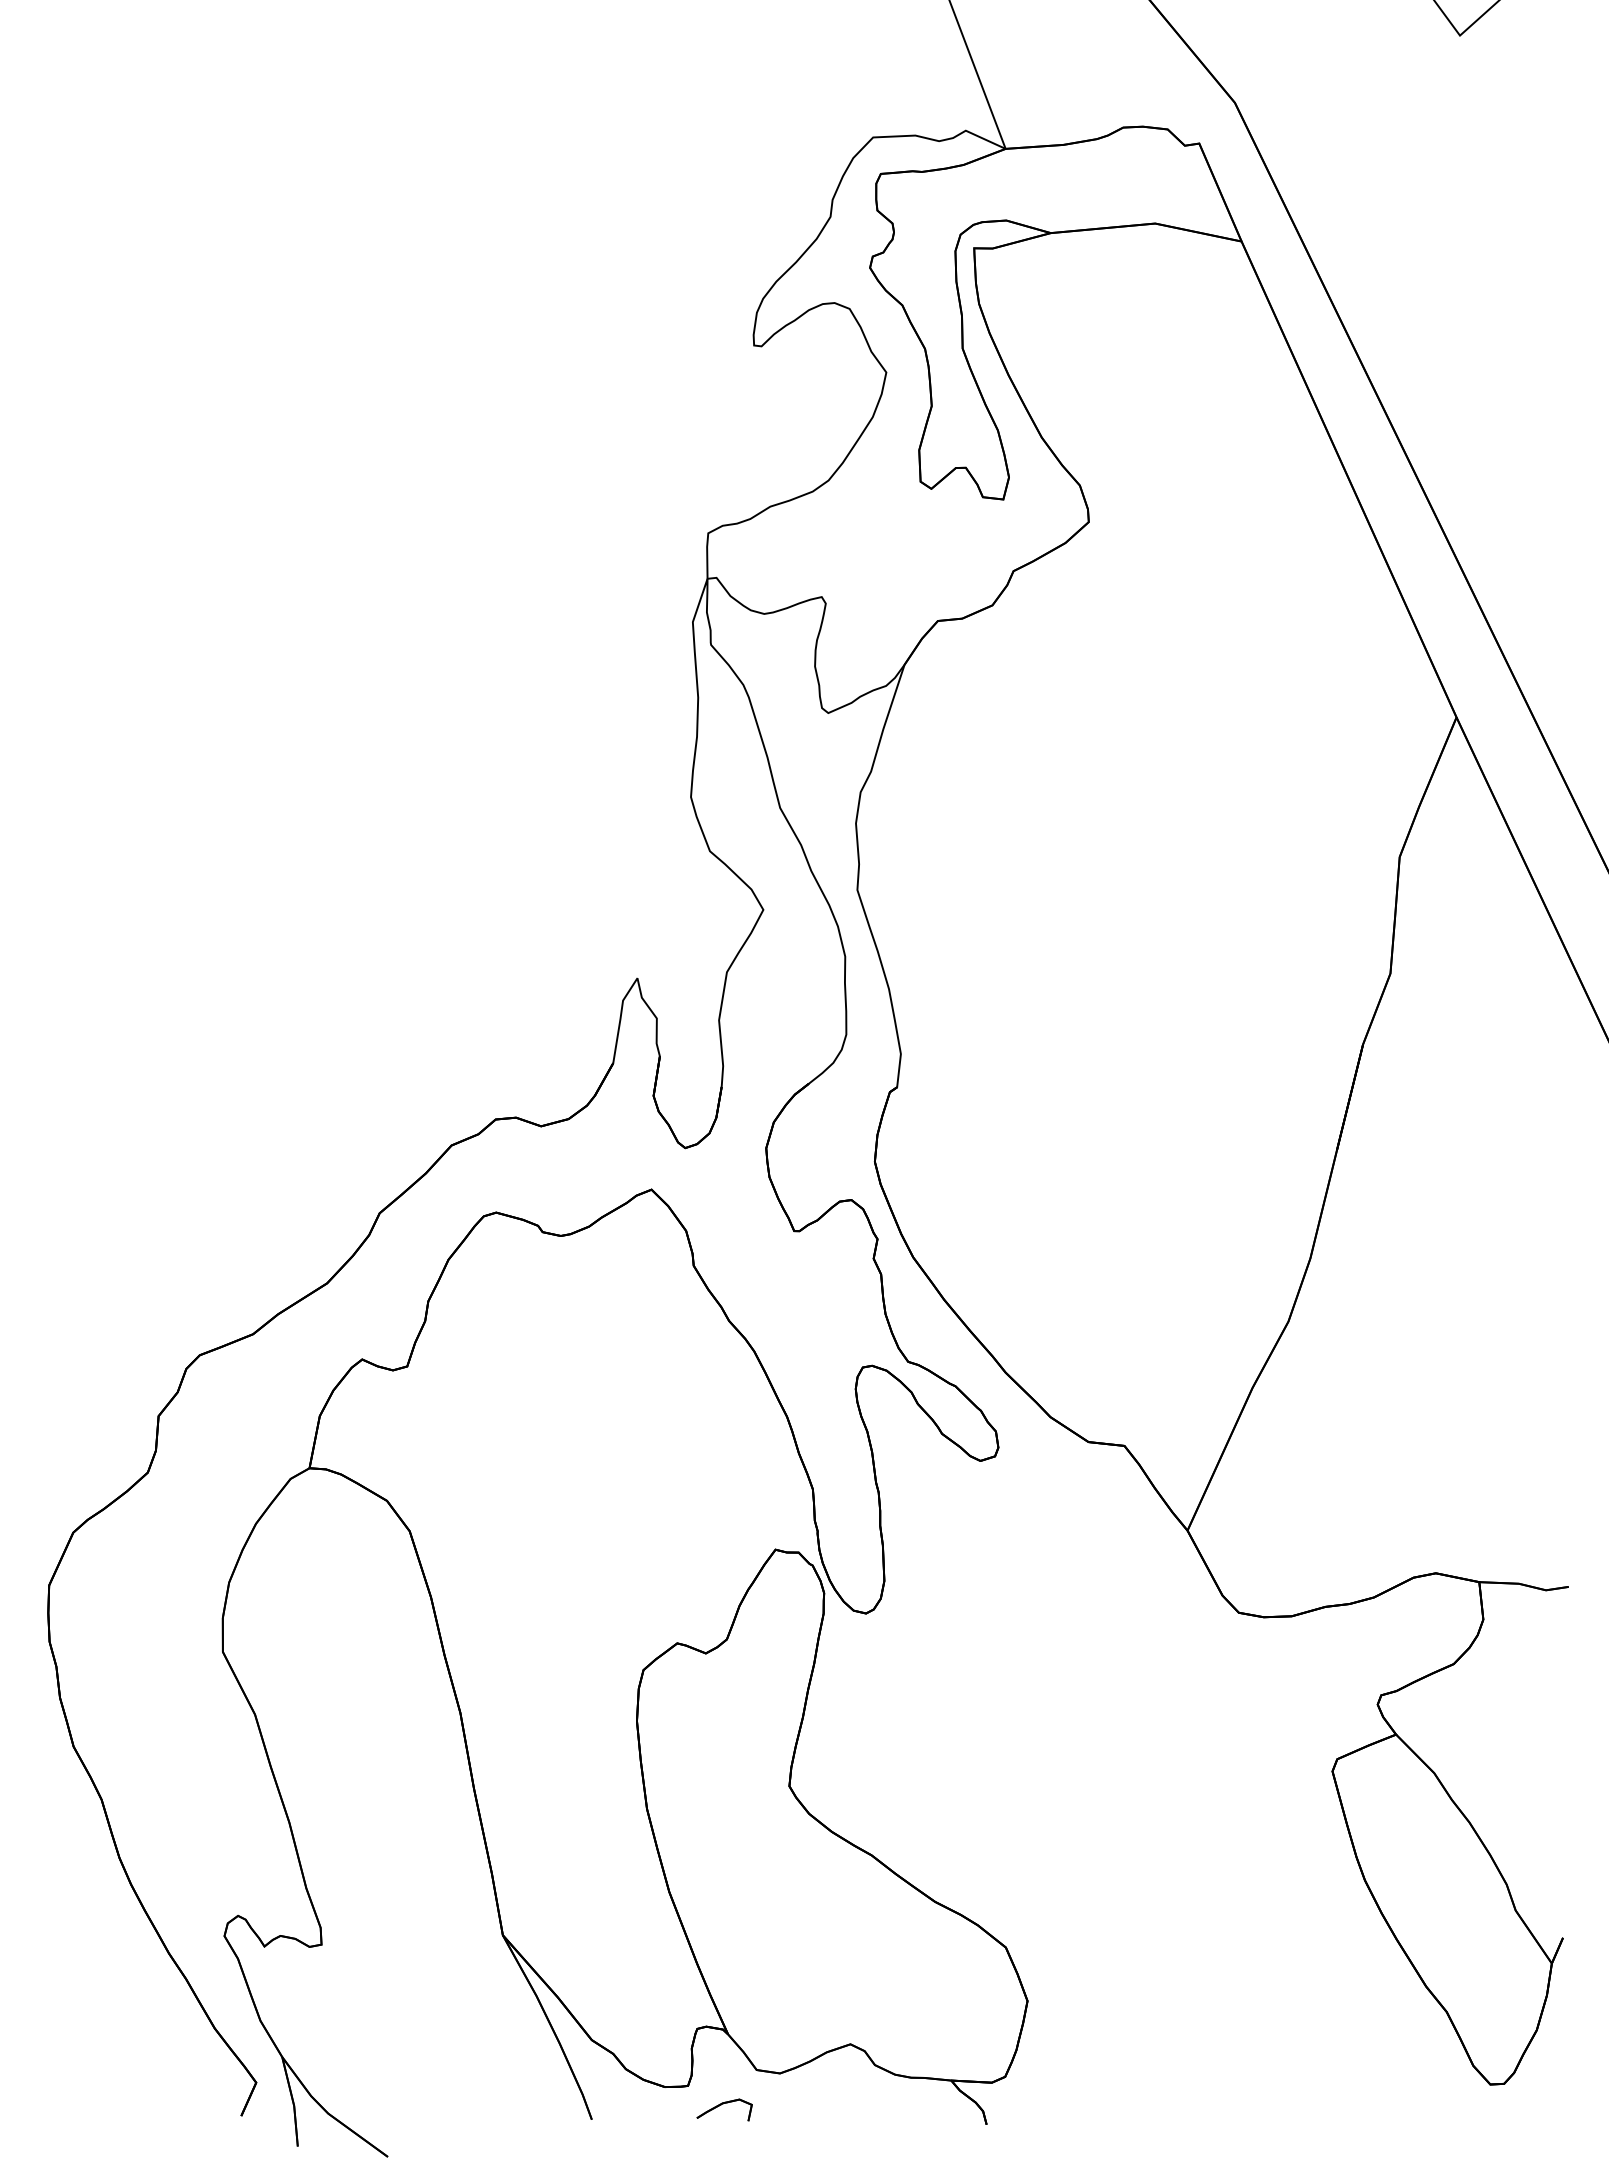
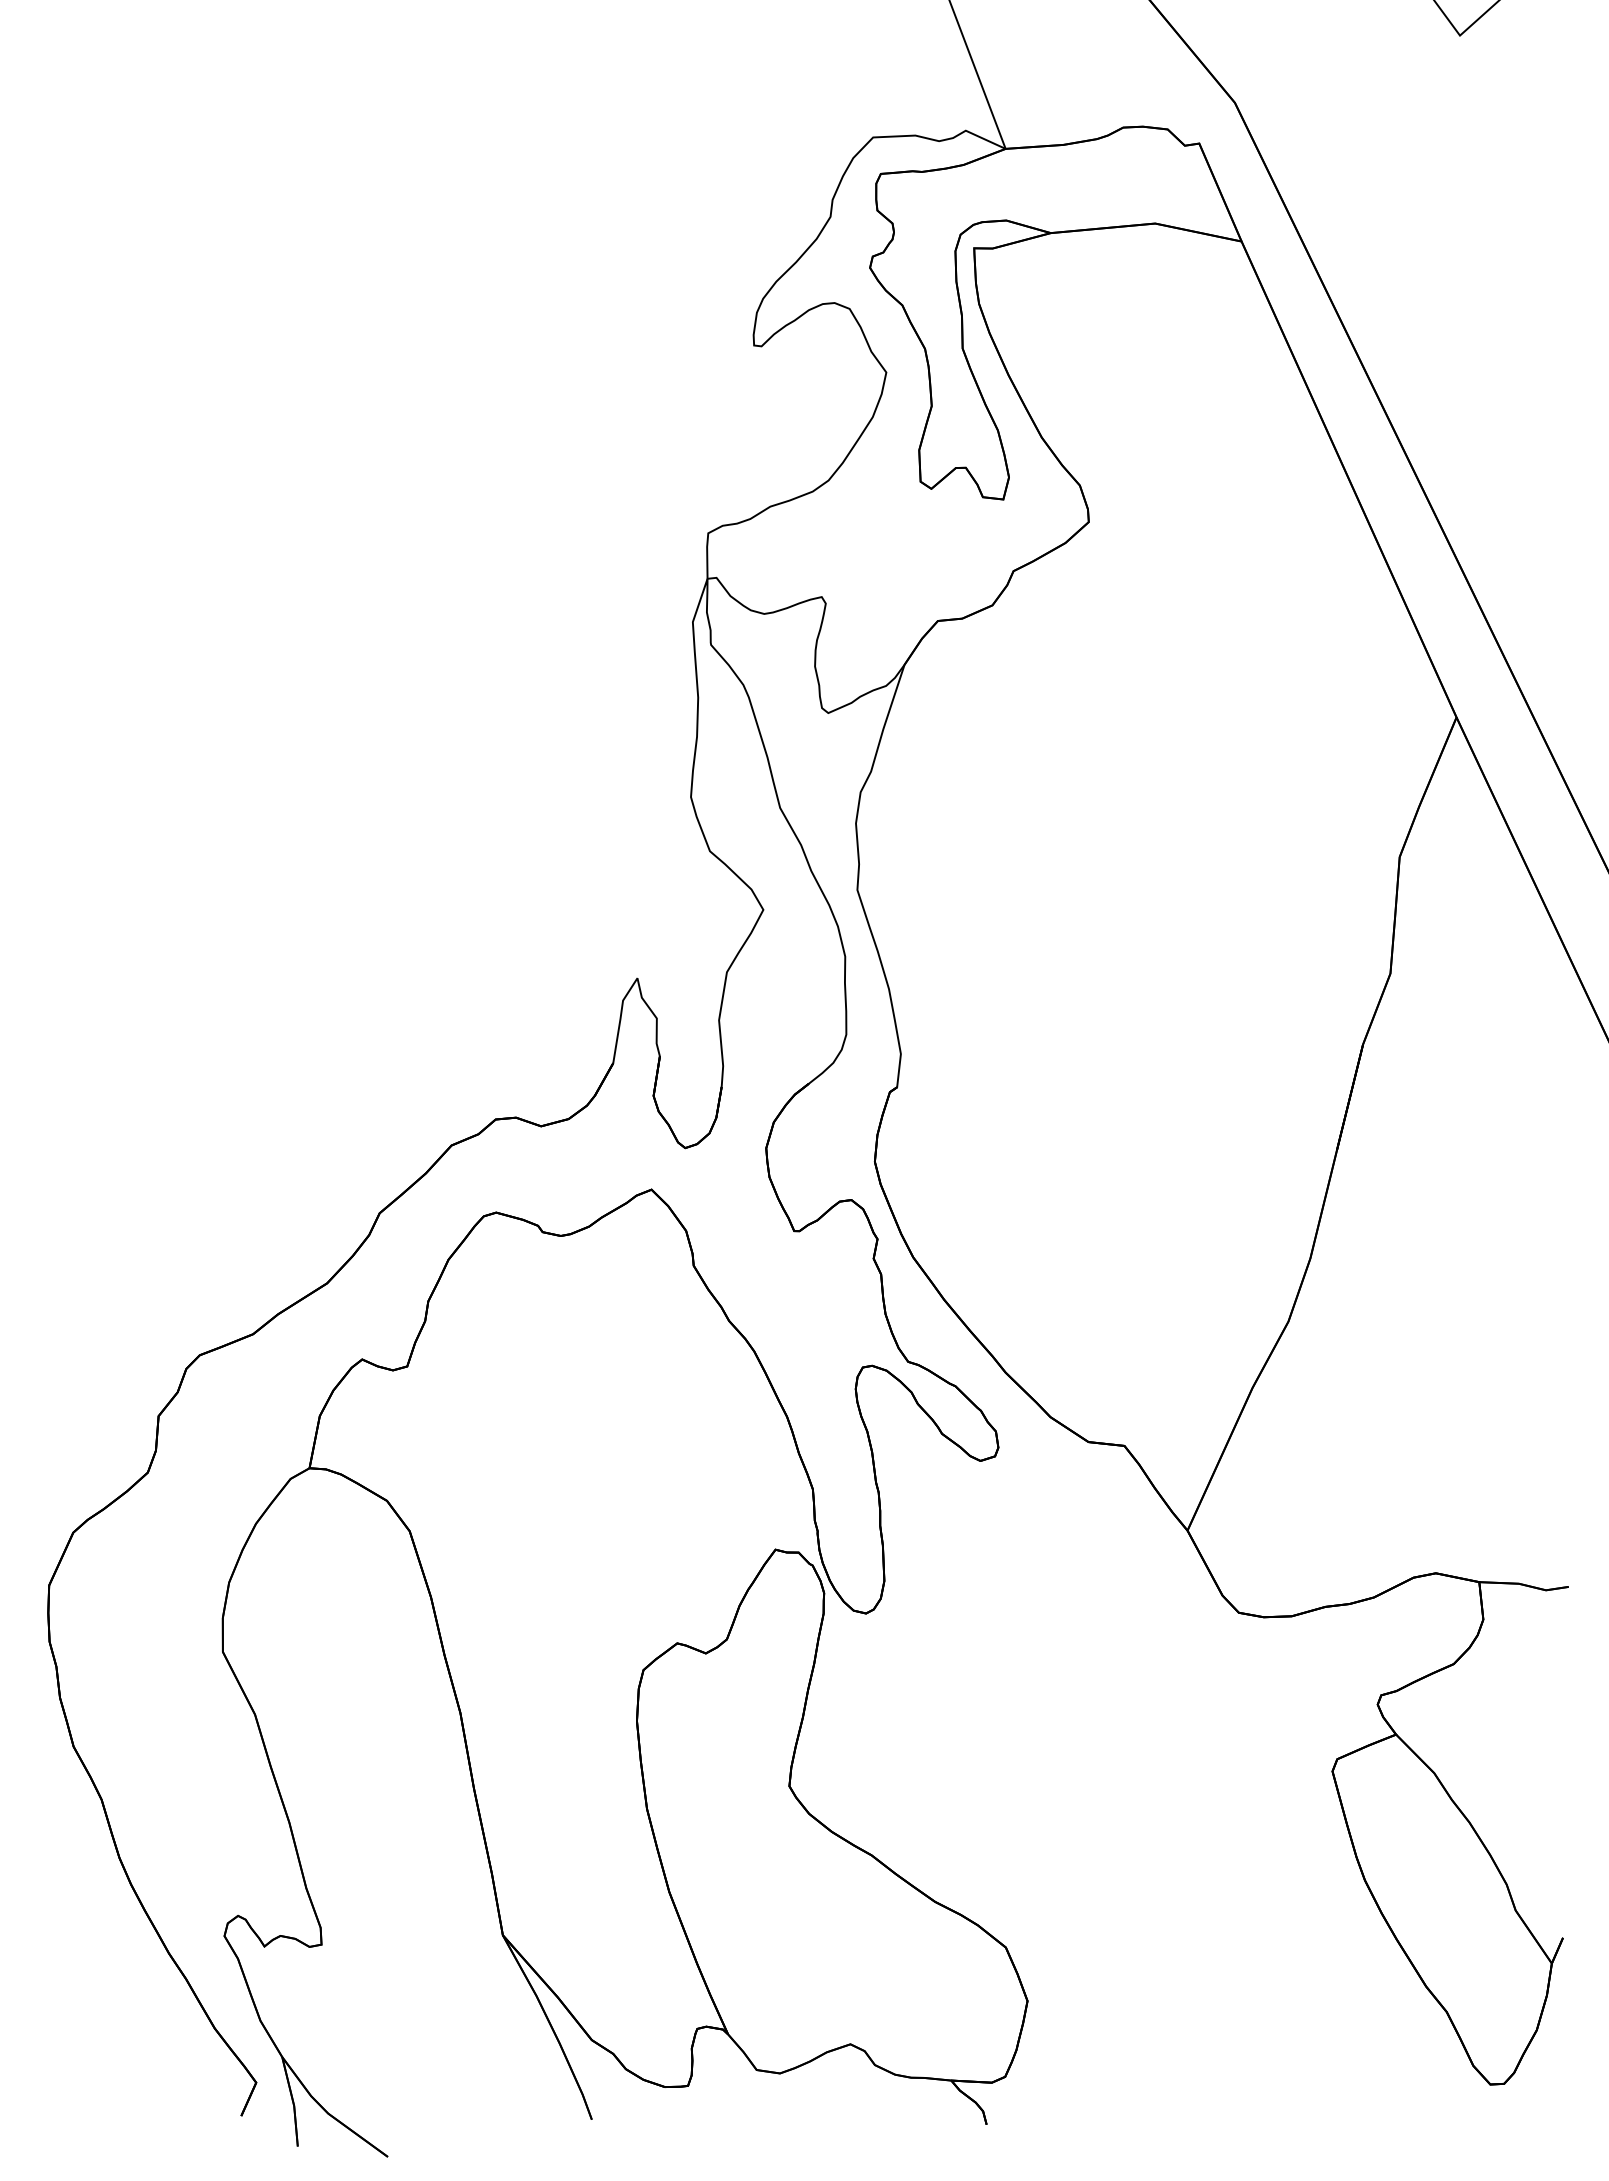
part: present -> none (724, 2109)
